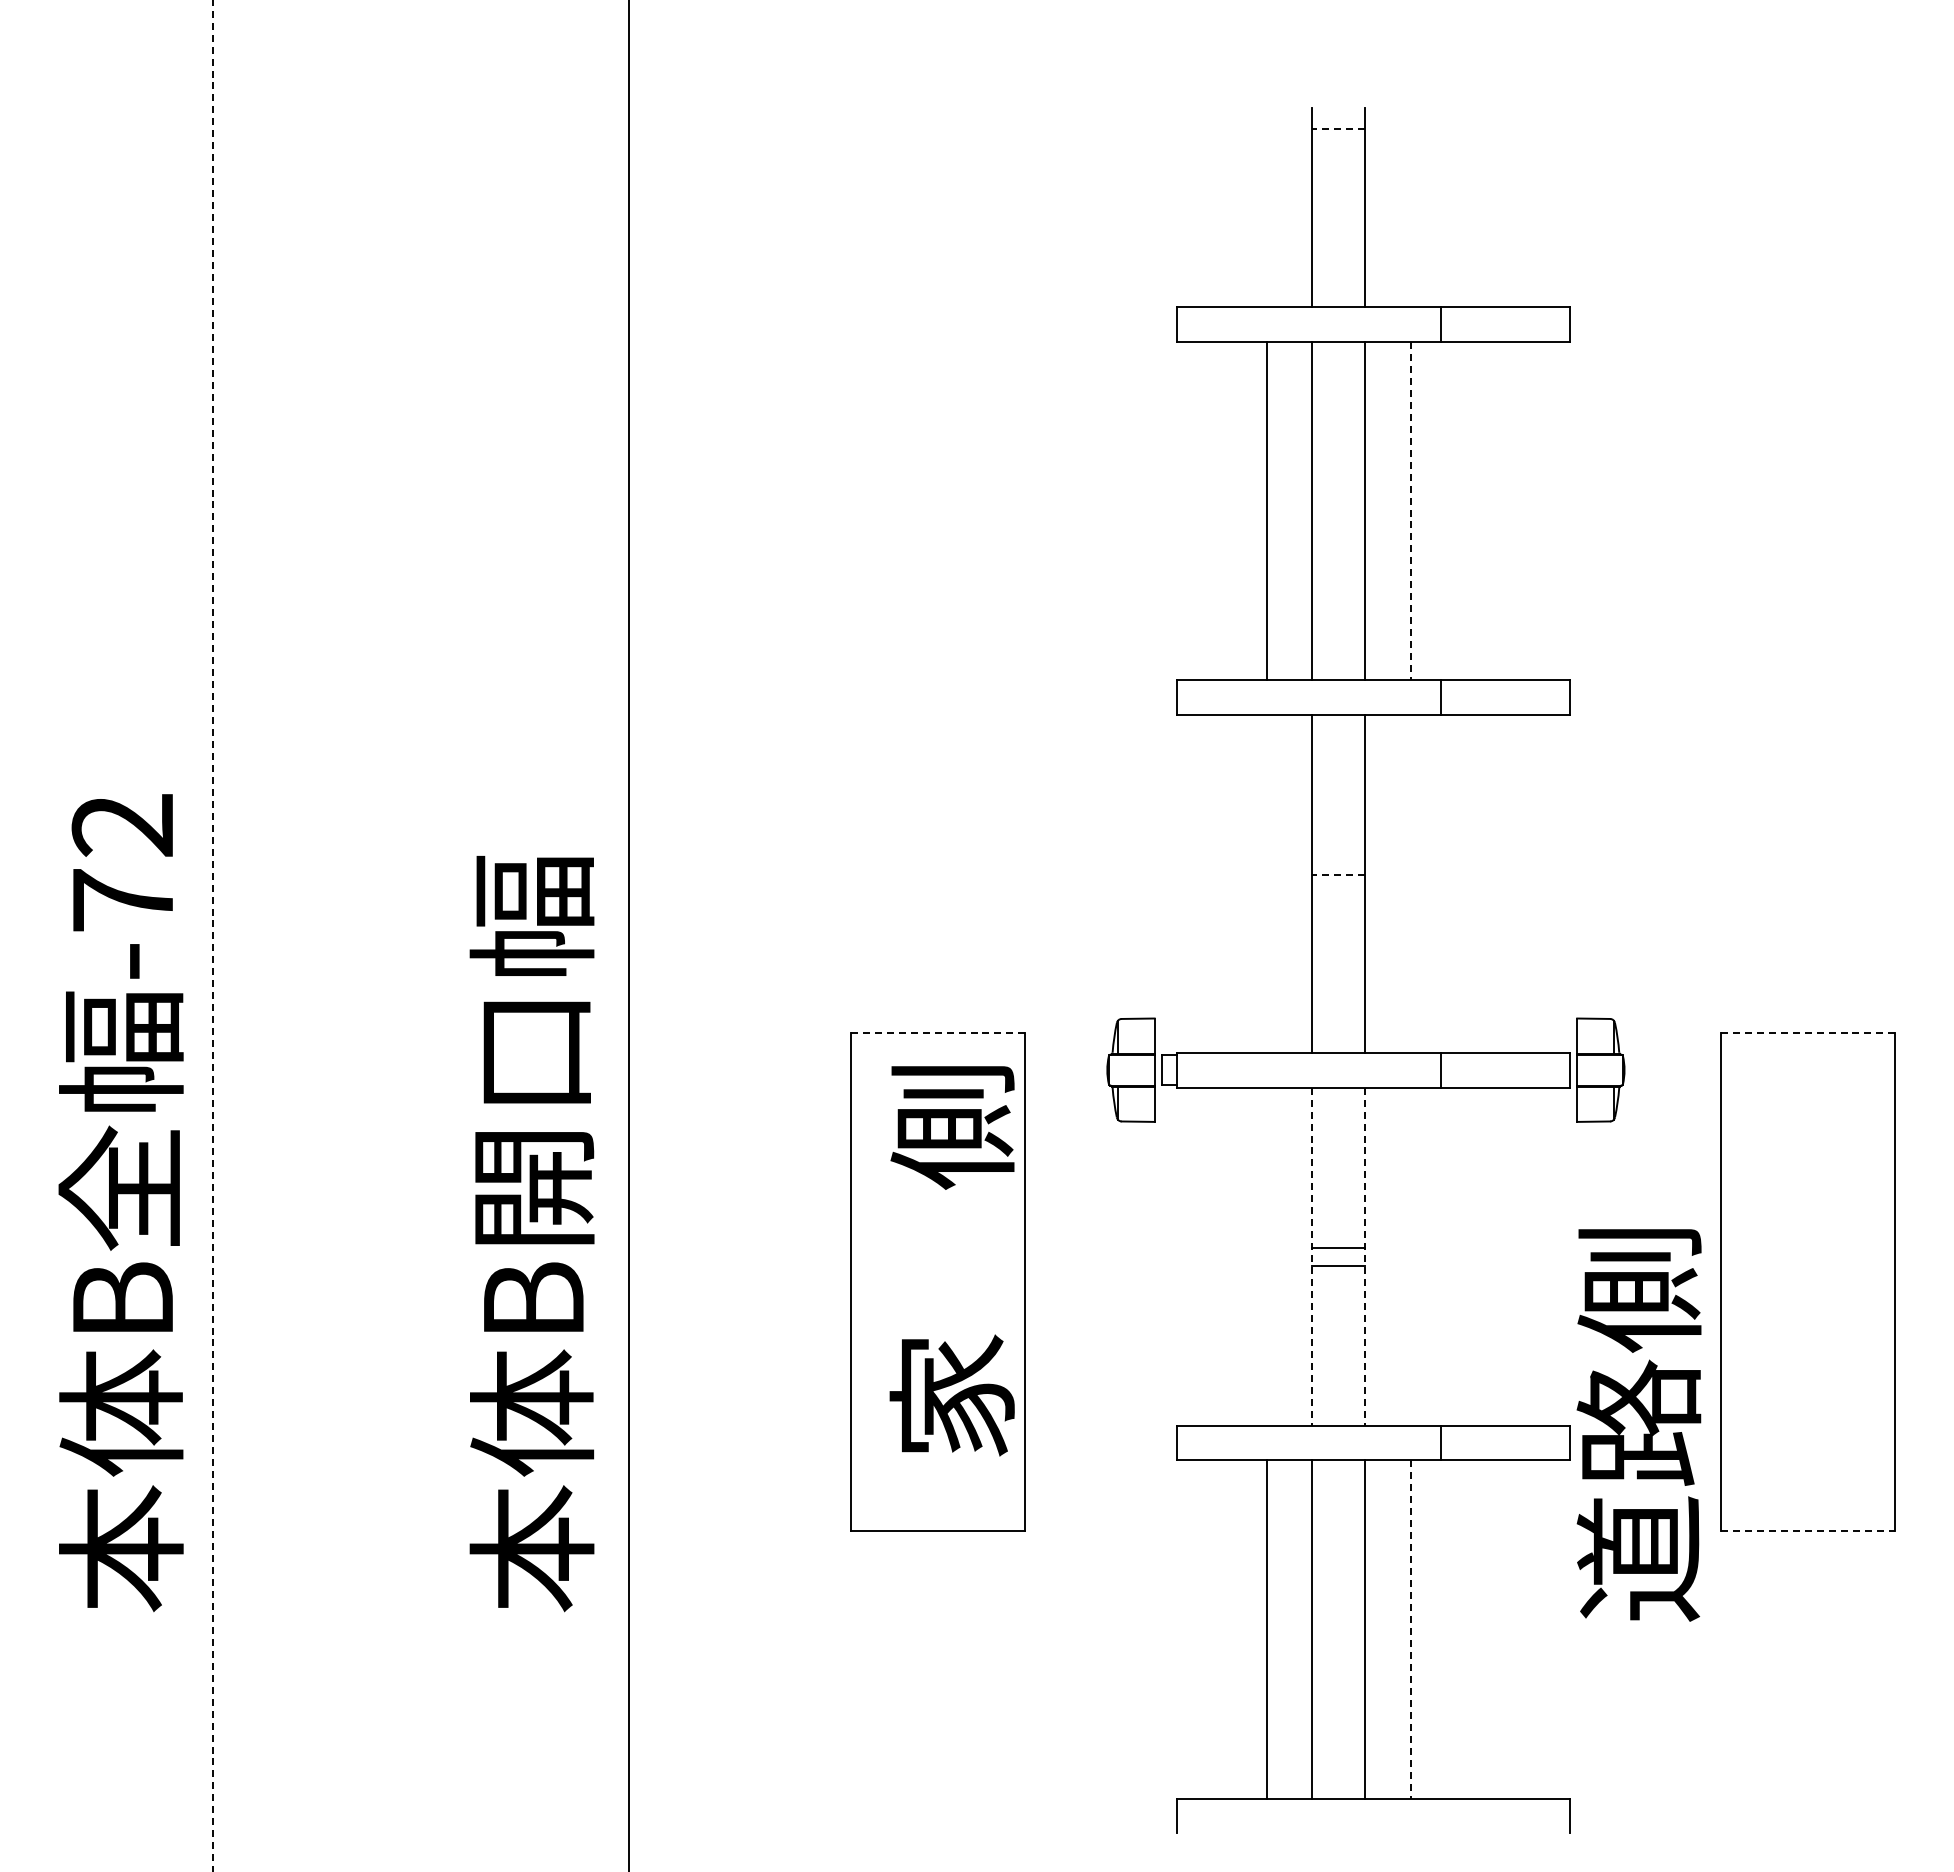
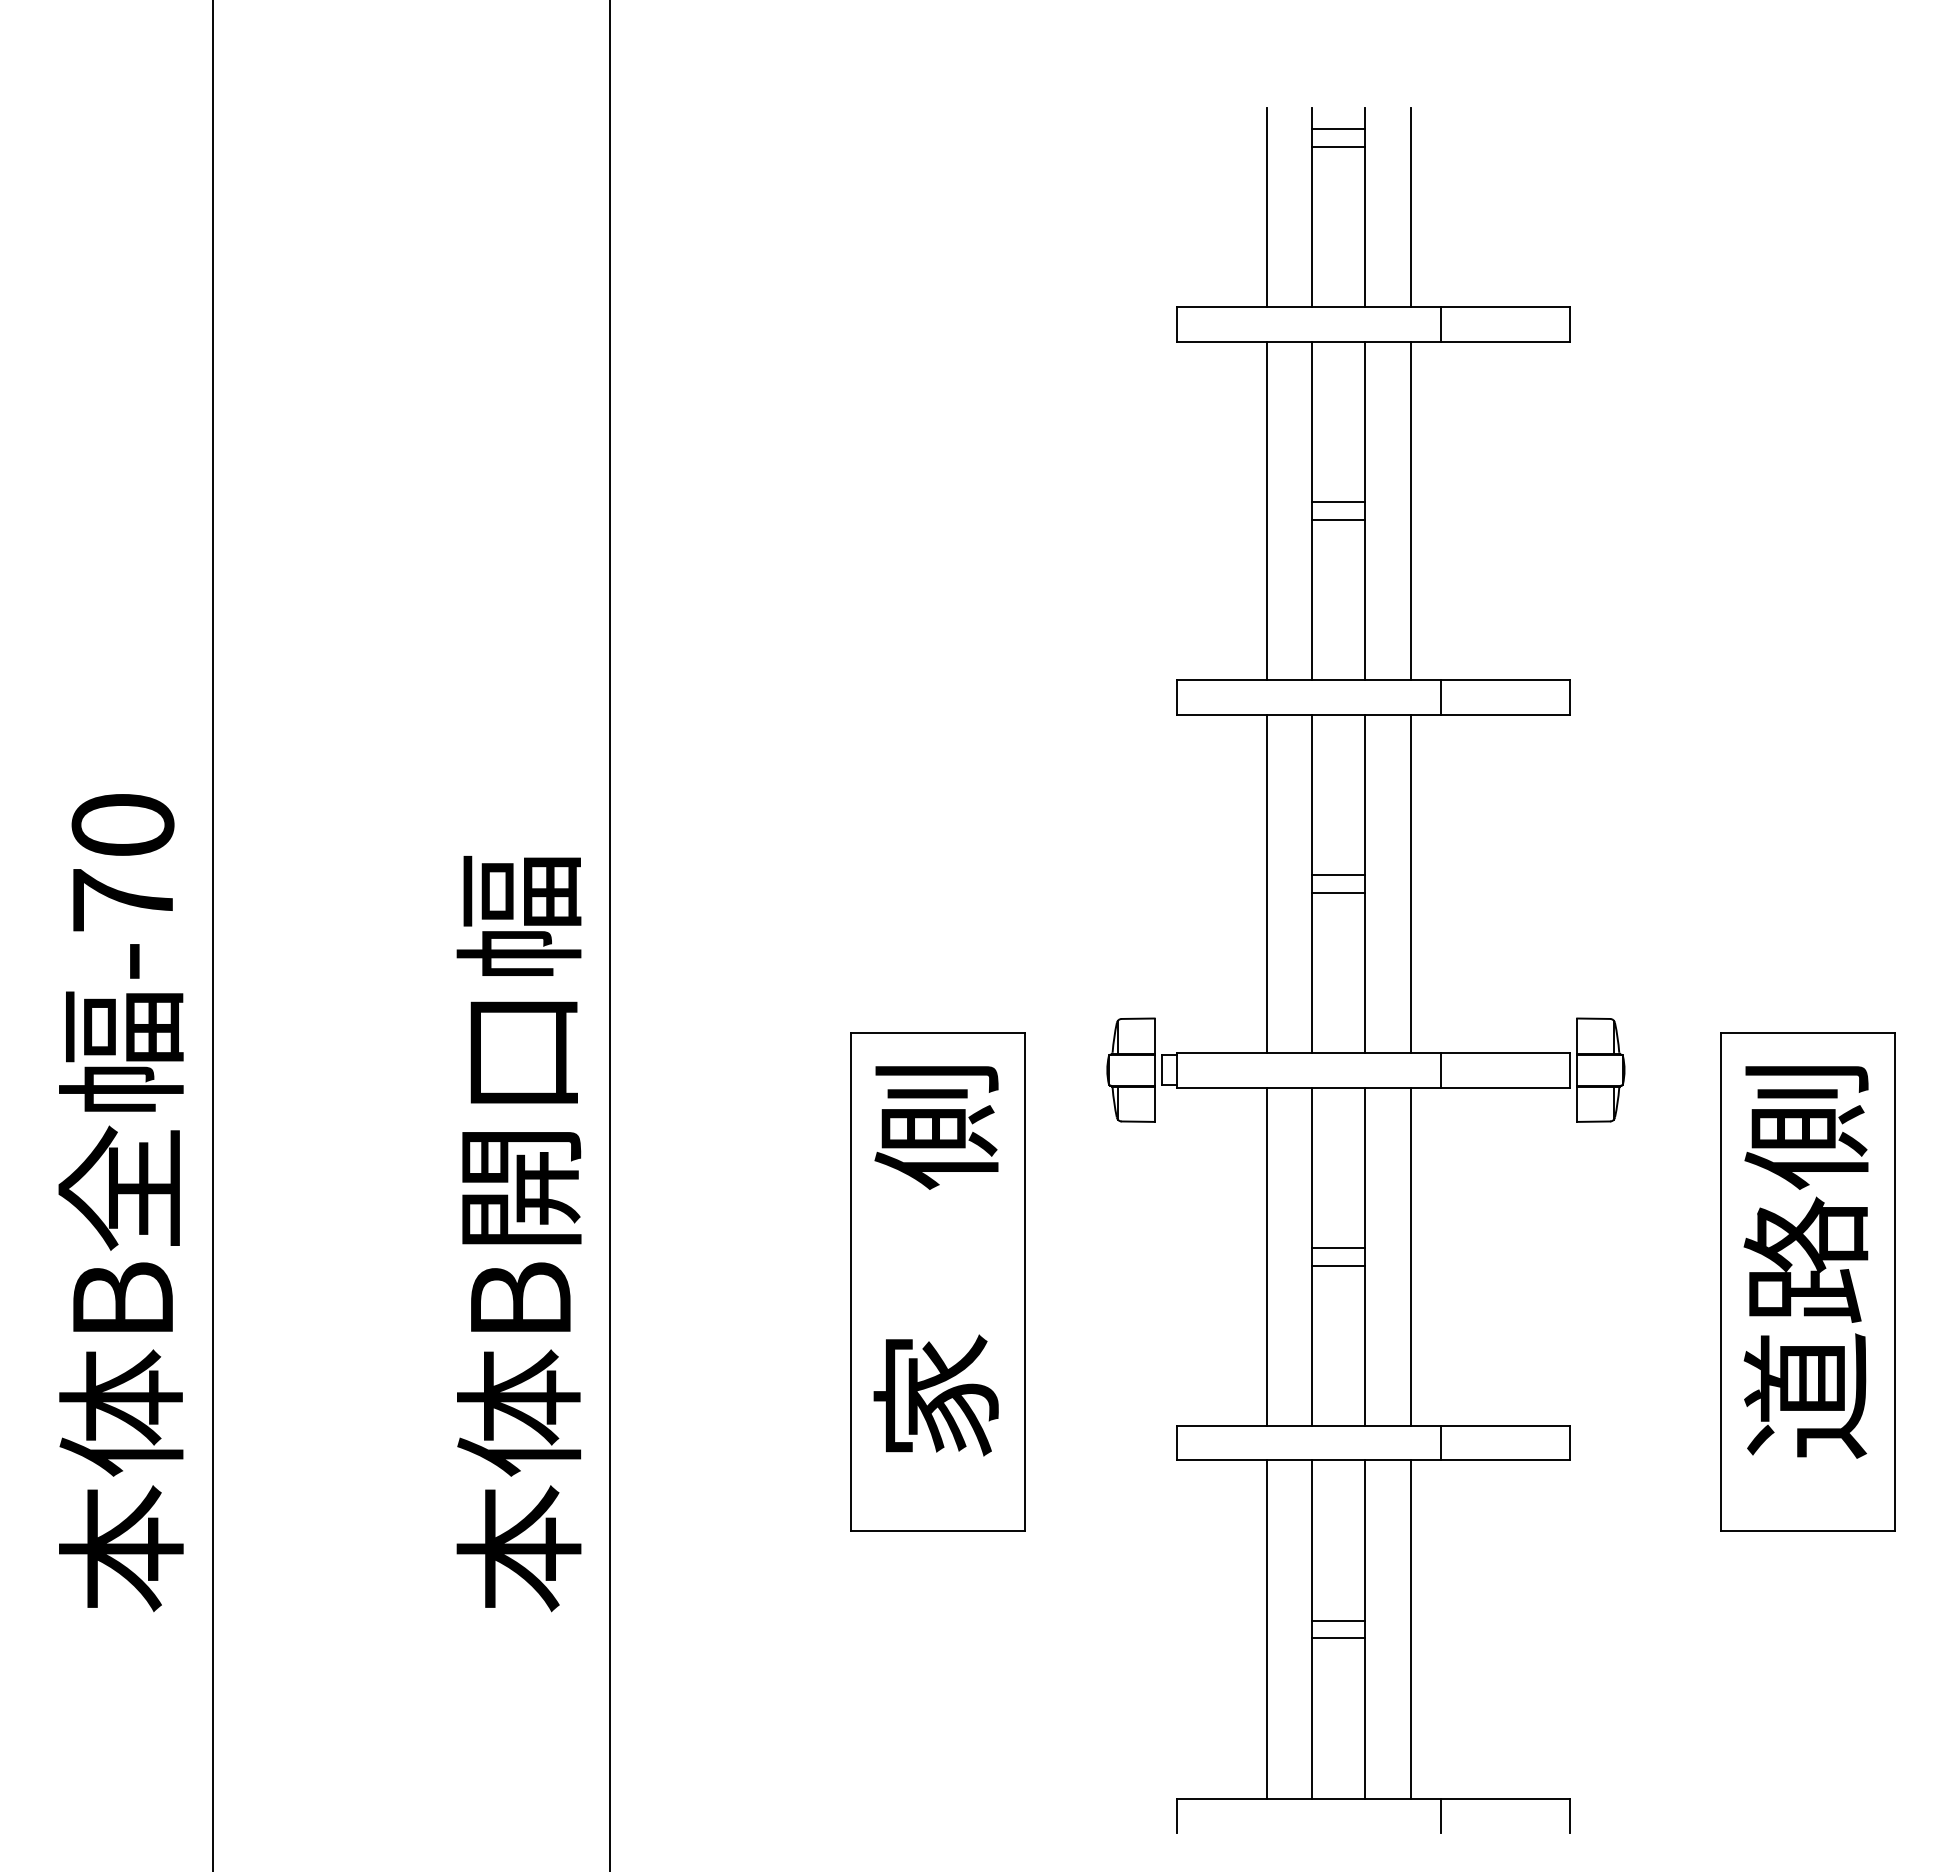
line: dashed -> solid (1338, 129)
line: none -> present (1338, 147)
line: none -> present (1266, 207)
line: none -> present (1410, 207)
line: none -> present (1338, 502)
line: dashed -> solid (1410, 511)
line: none -> present (1338, 519)
text: -72 -> -70 (122, 825)
line: dashed -> solid (1338, 874)
line: none -> present (1266, 883)
line: none -> present (1410, 883)
line: none -> present (1338, 892)
line position: (629, 935) -> (610, 935) (610, 935)
line: dashed -> solid (212, 936)
line: dashed -> solid (938, 1033)
line: dashed -> solid (1808, 1033)
text position: (531, 1234) -> (518, 1234) (518, 1234)
line: none -> present (1266, 1256)
line: none -> present (1410, 1256)
line: dashed -> solid (1312, 1257)
line: dashed -> solid (1364, 1257)
text position: (951, 1261) -> (935, 1261) (935, 1261)
text position: (1638, 1425) -> (1805, 1262) (1805, 1262)
line: dashed -> solid (1808, 1530)
line: none -> present (1338, 1620)
line: dashed -> solid (1410, 1629)
line: none -> present (1338, 1638)
line: none -> present (1440, 1815)
